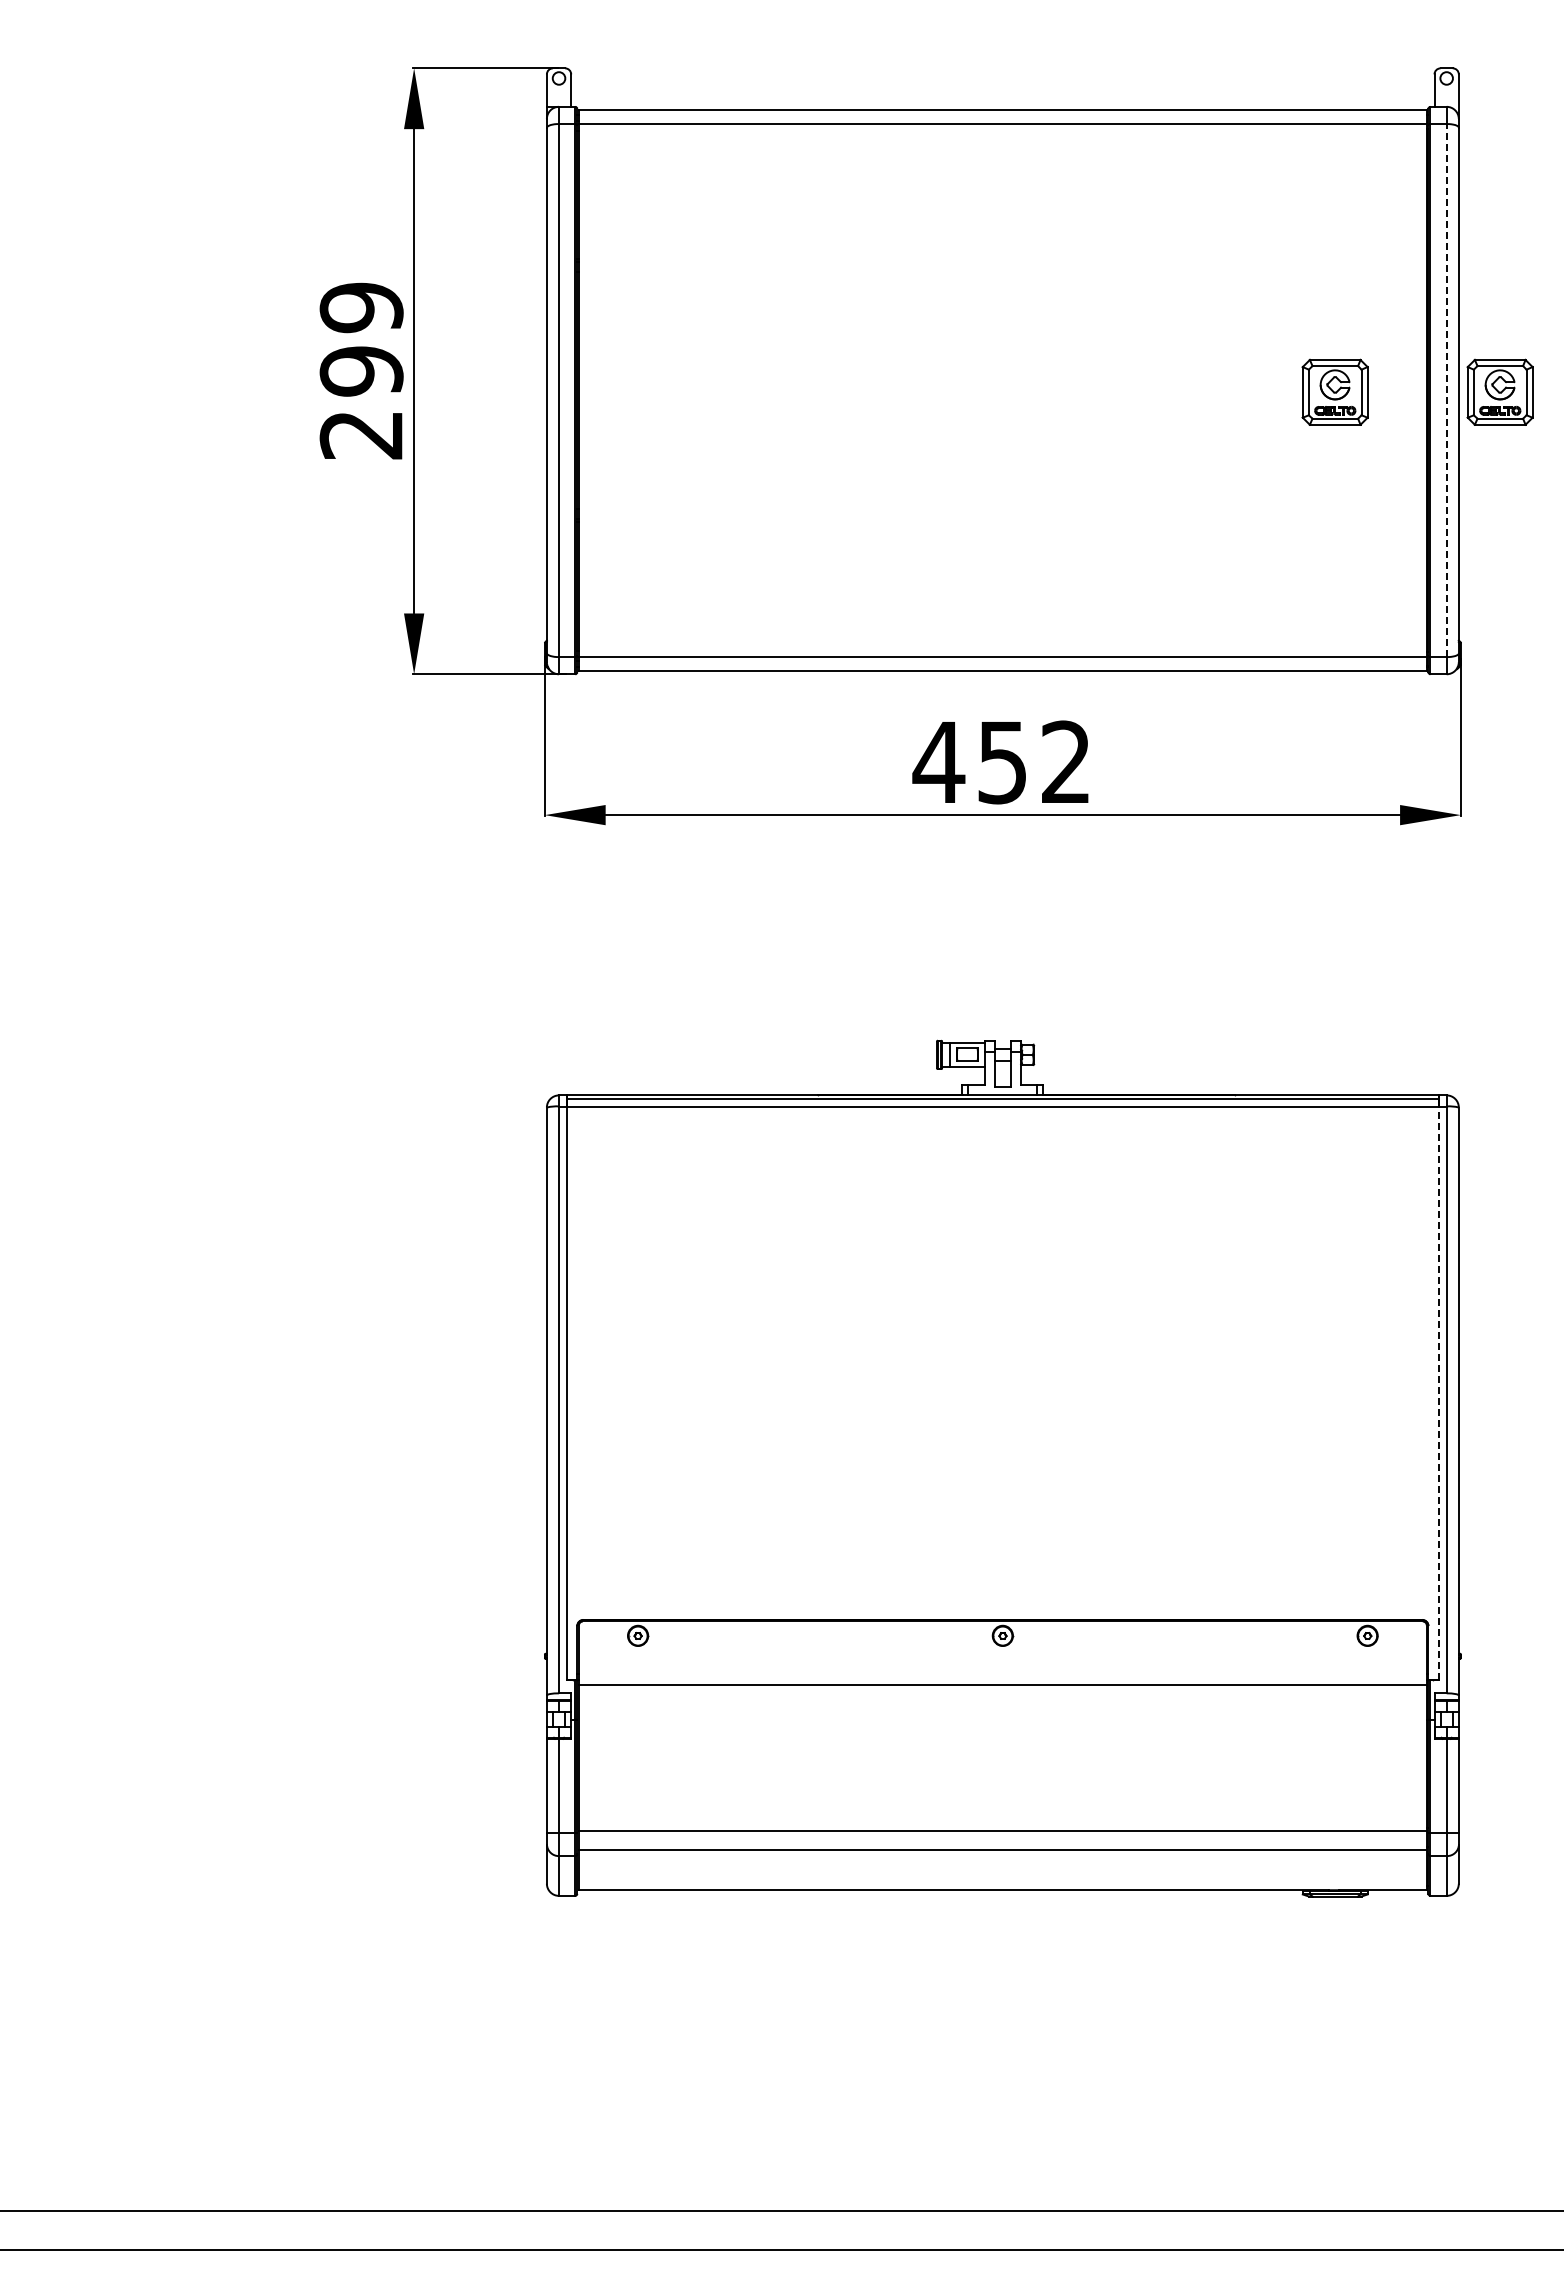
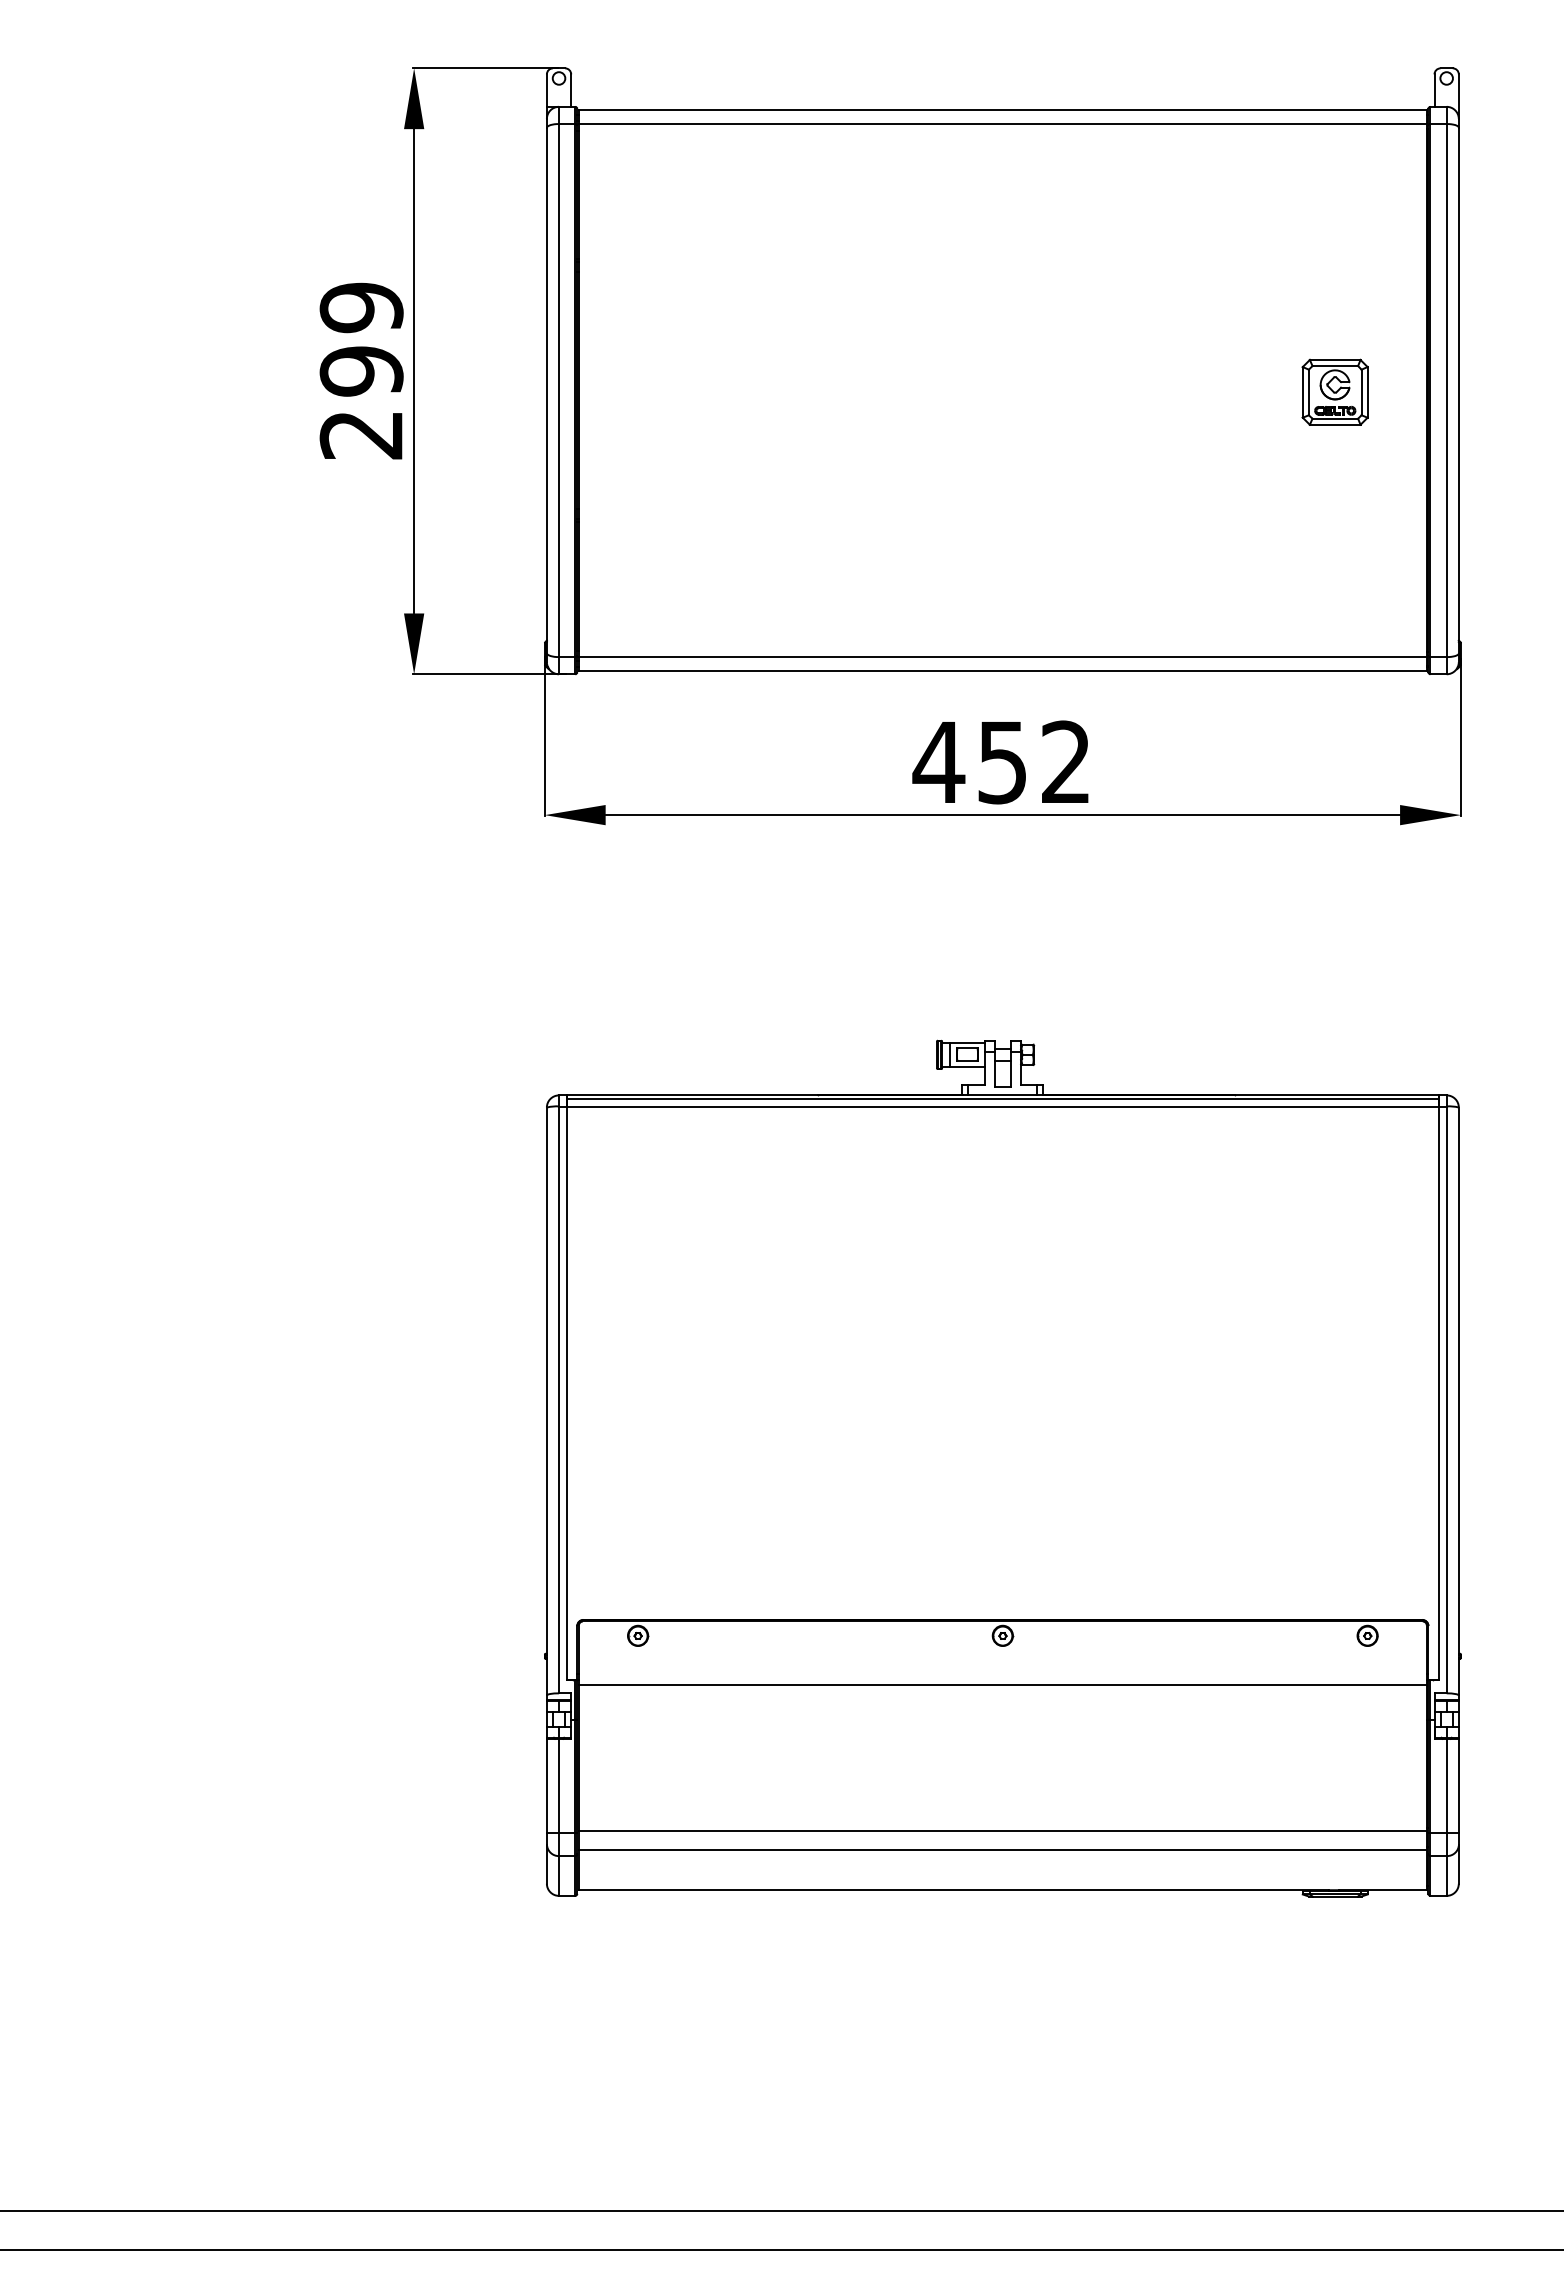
line: dashed -> solid (1446, 390)
part: present -> none (1499, 391)
line: dashed -> solid (1438, 1393)
